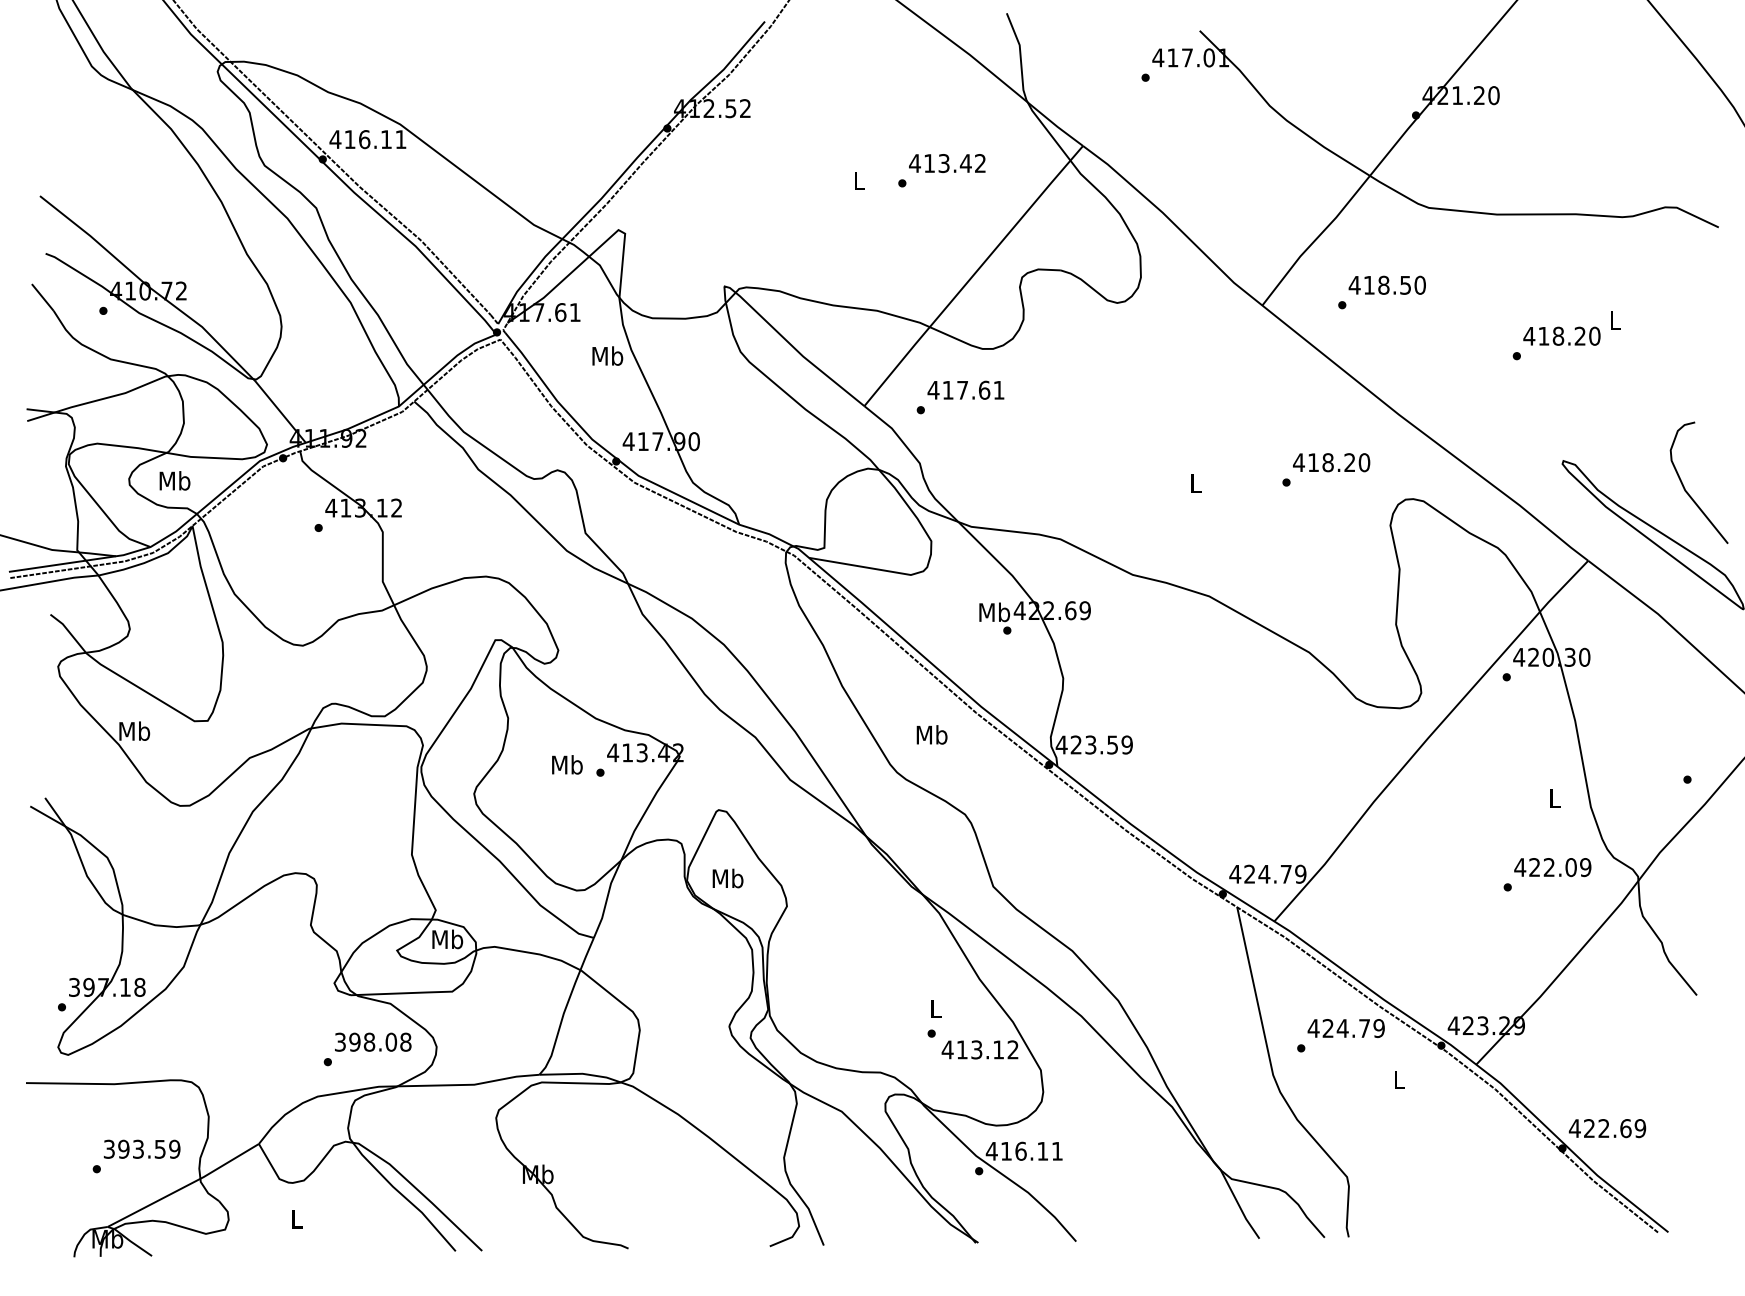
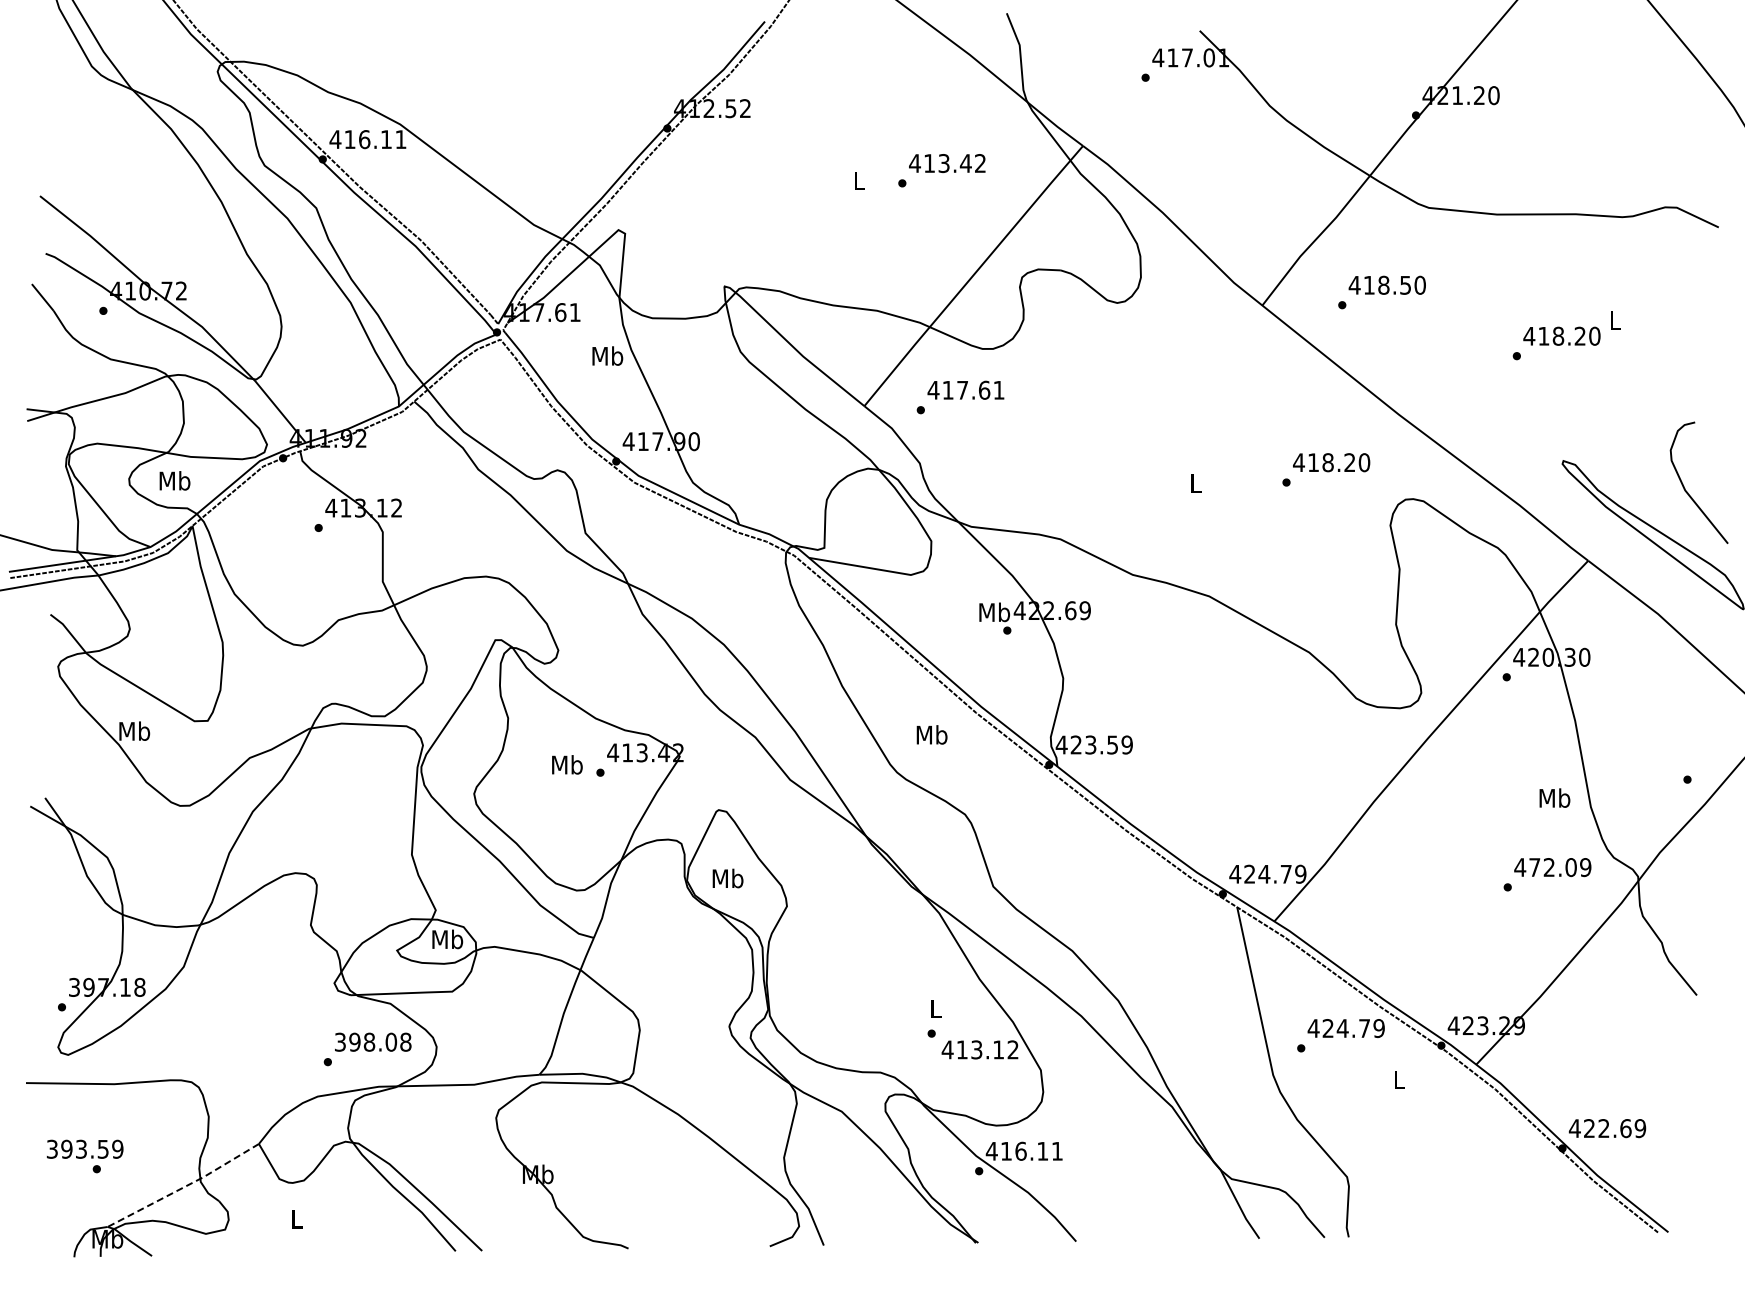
text: L -> Mb (1554, 797)
text: 422.09 -> 472.09 (1534, 867)
text position: (141, 1148) -> (84, 1148) (84, 1148)
line: solid -> dashed (184, 1187)
